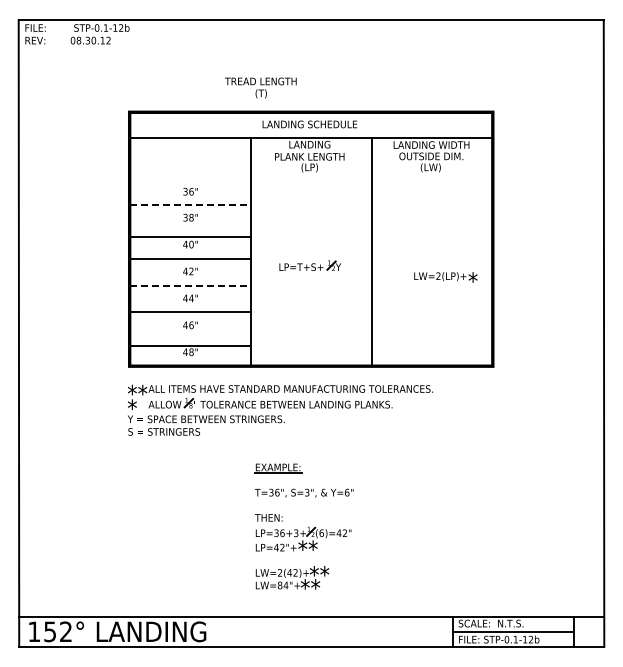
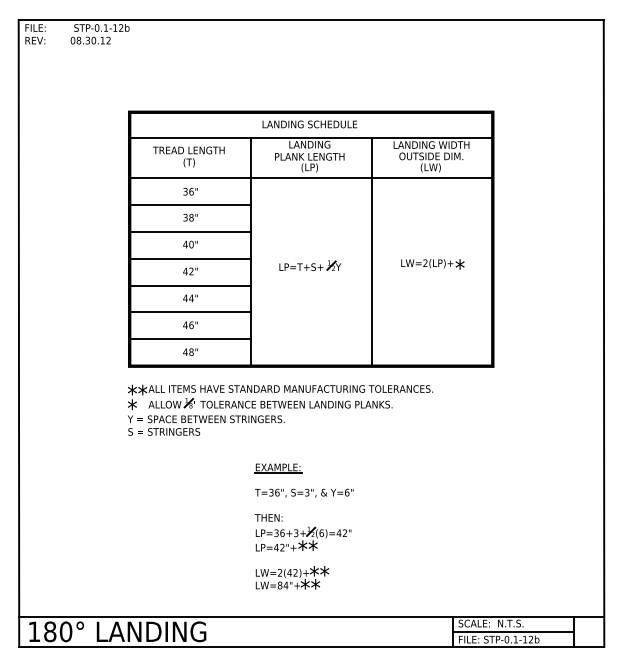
text position: (260, 87) -> (188, 156) (188, 156)
line: none -> present (310, 177)
line: dashed -> solid (190, 204)
line position: (189, 236) -> (189, 231) (189, 231)
text position: (445, 277) -> (432, 264) (432, 264)
line: dashed -> solid (190, 285)
line position: (189, 346) -> (189, 339) (189, 339)
text: 152° -> 180° (58, 631)
